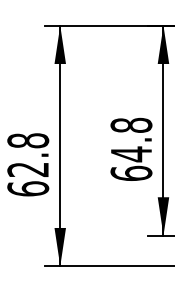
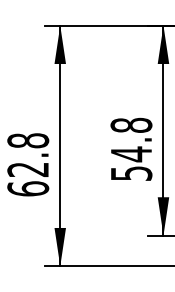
text: 64.8 -> 54.8 (131, 172)
